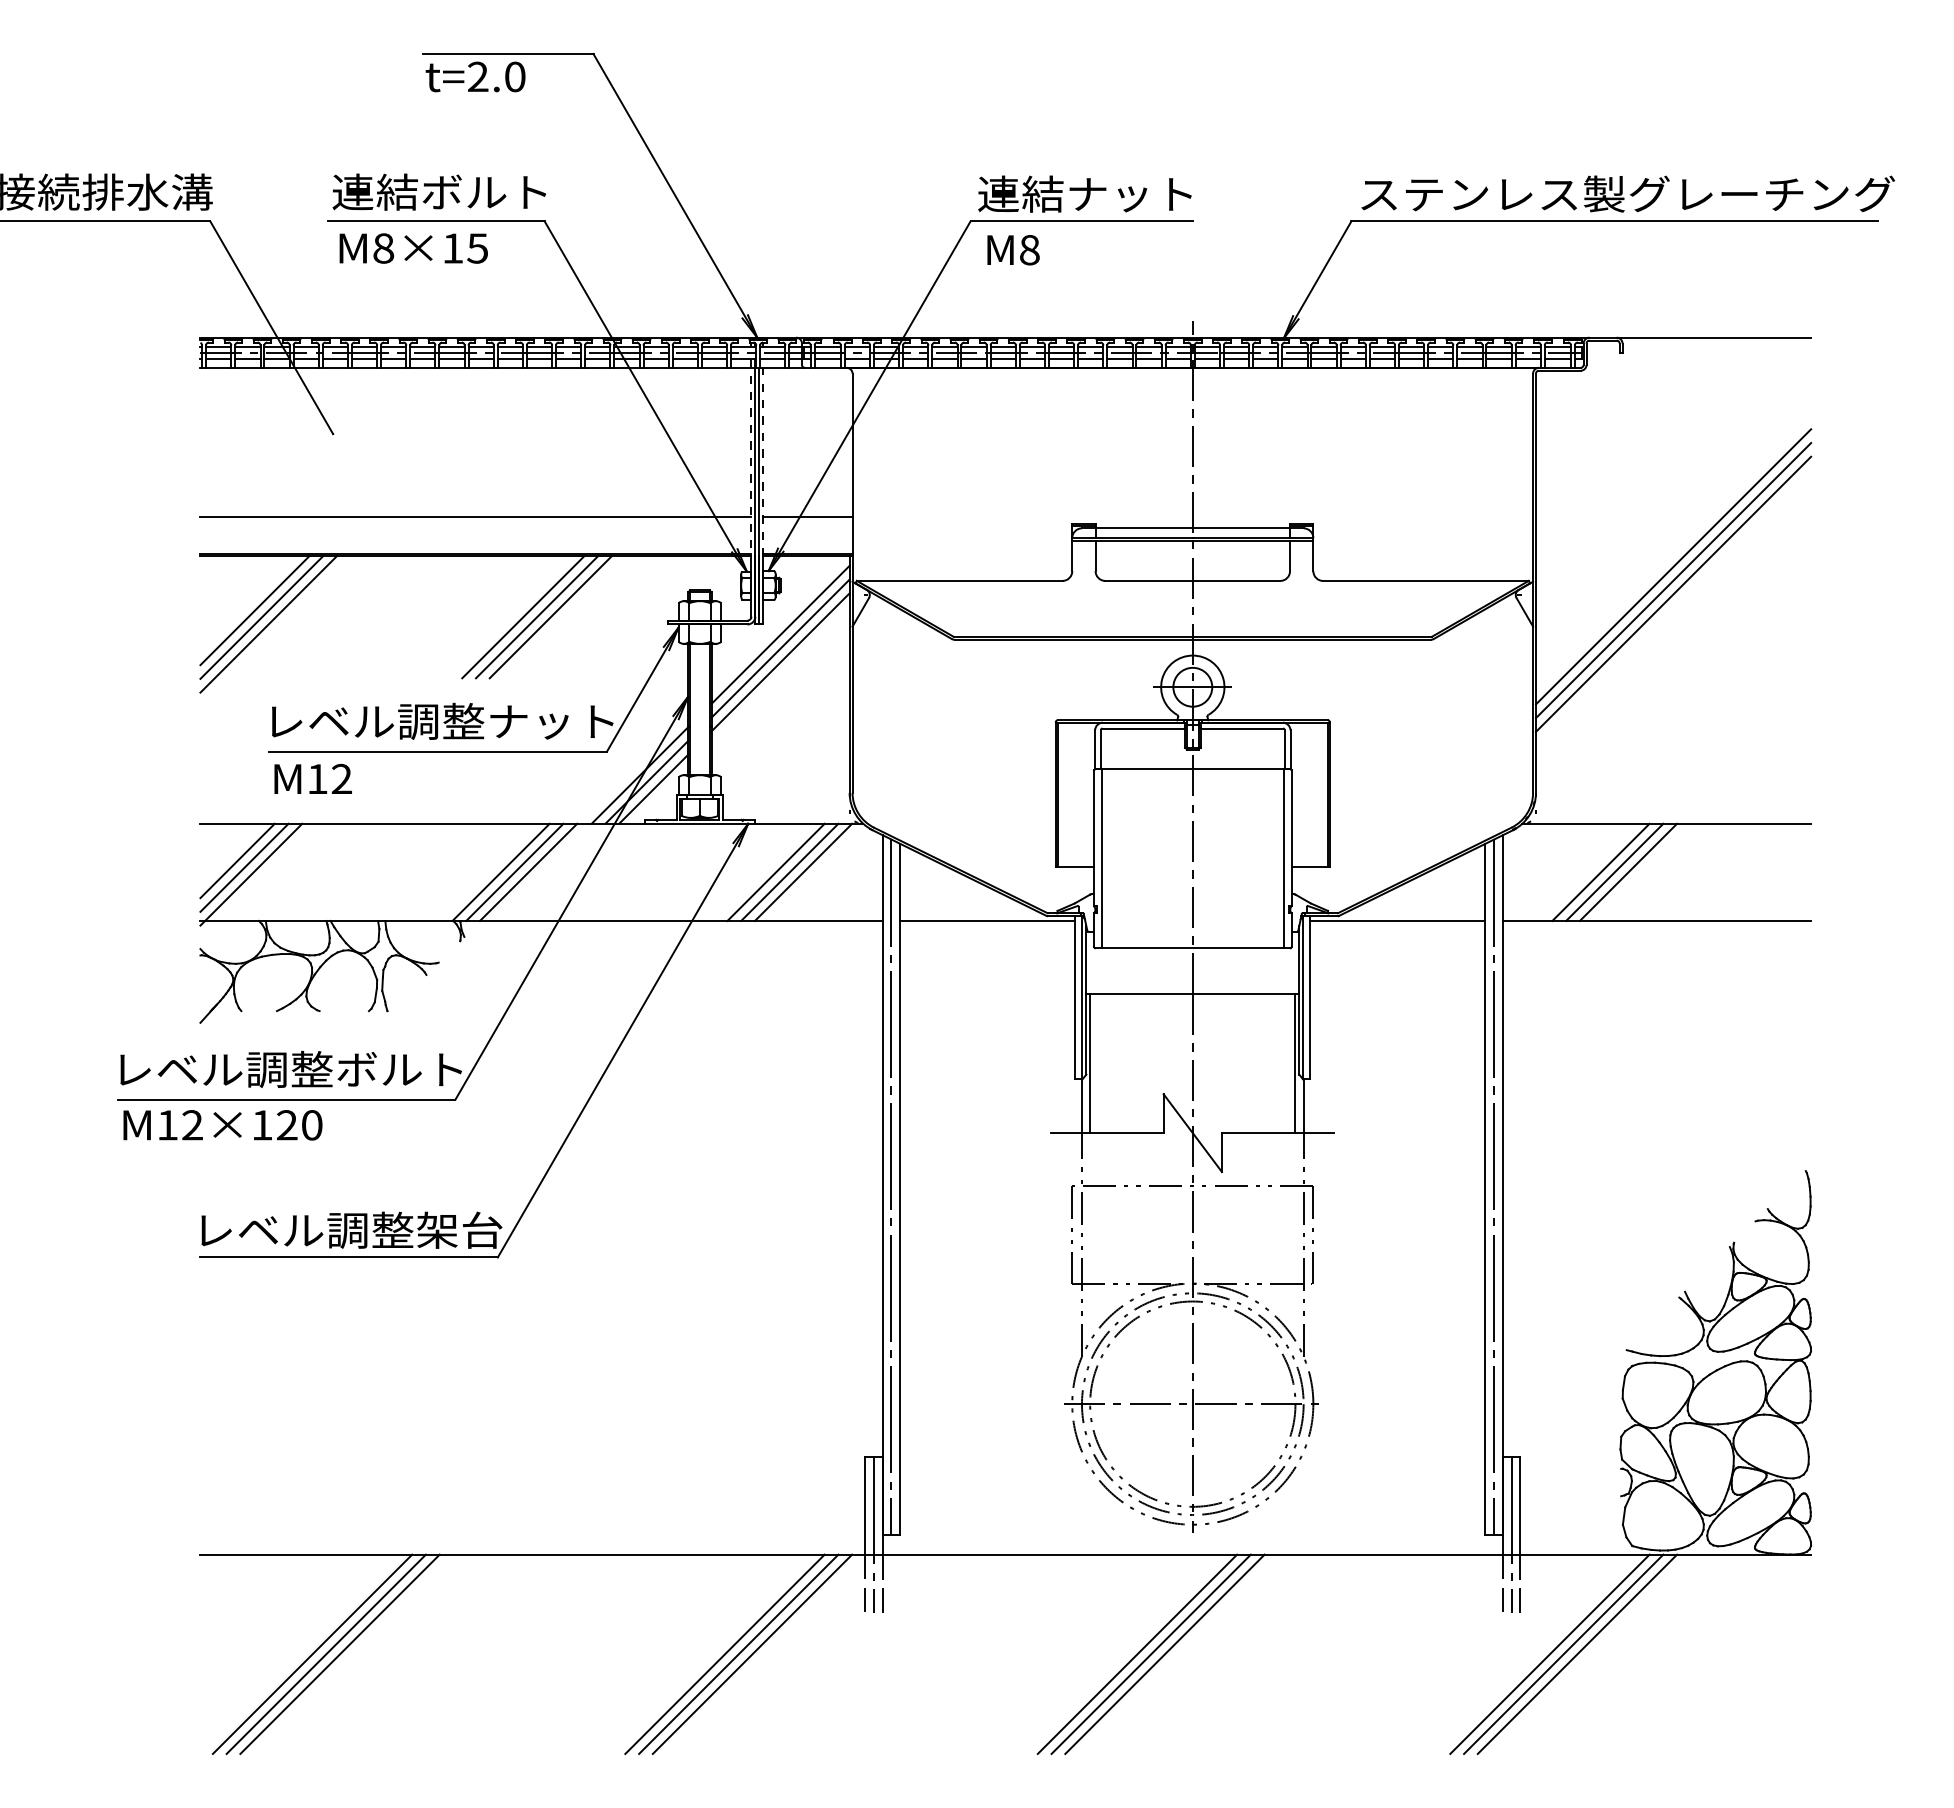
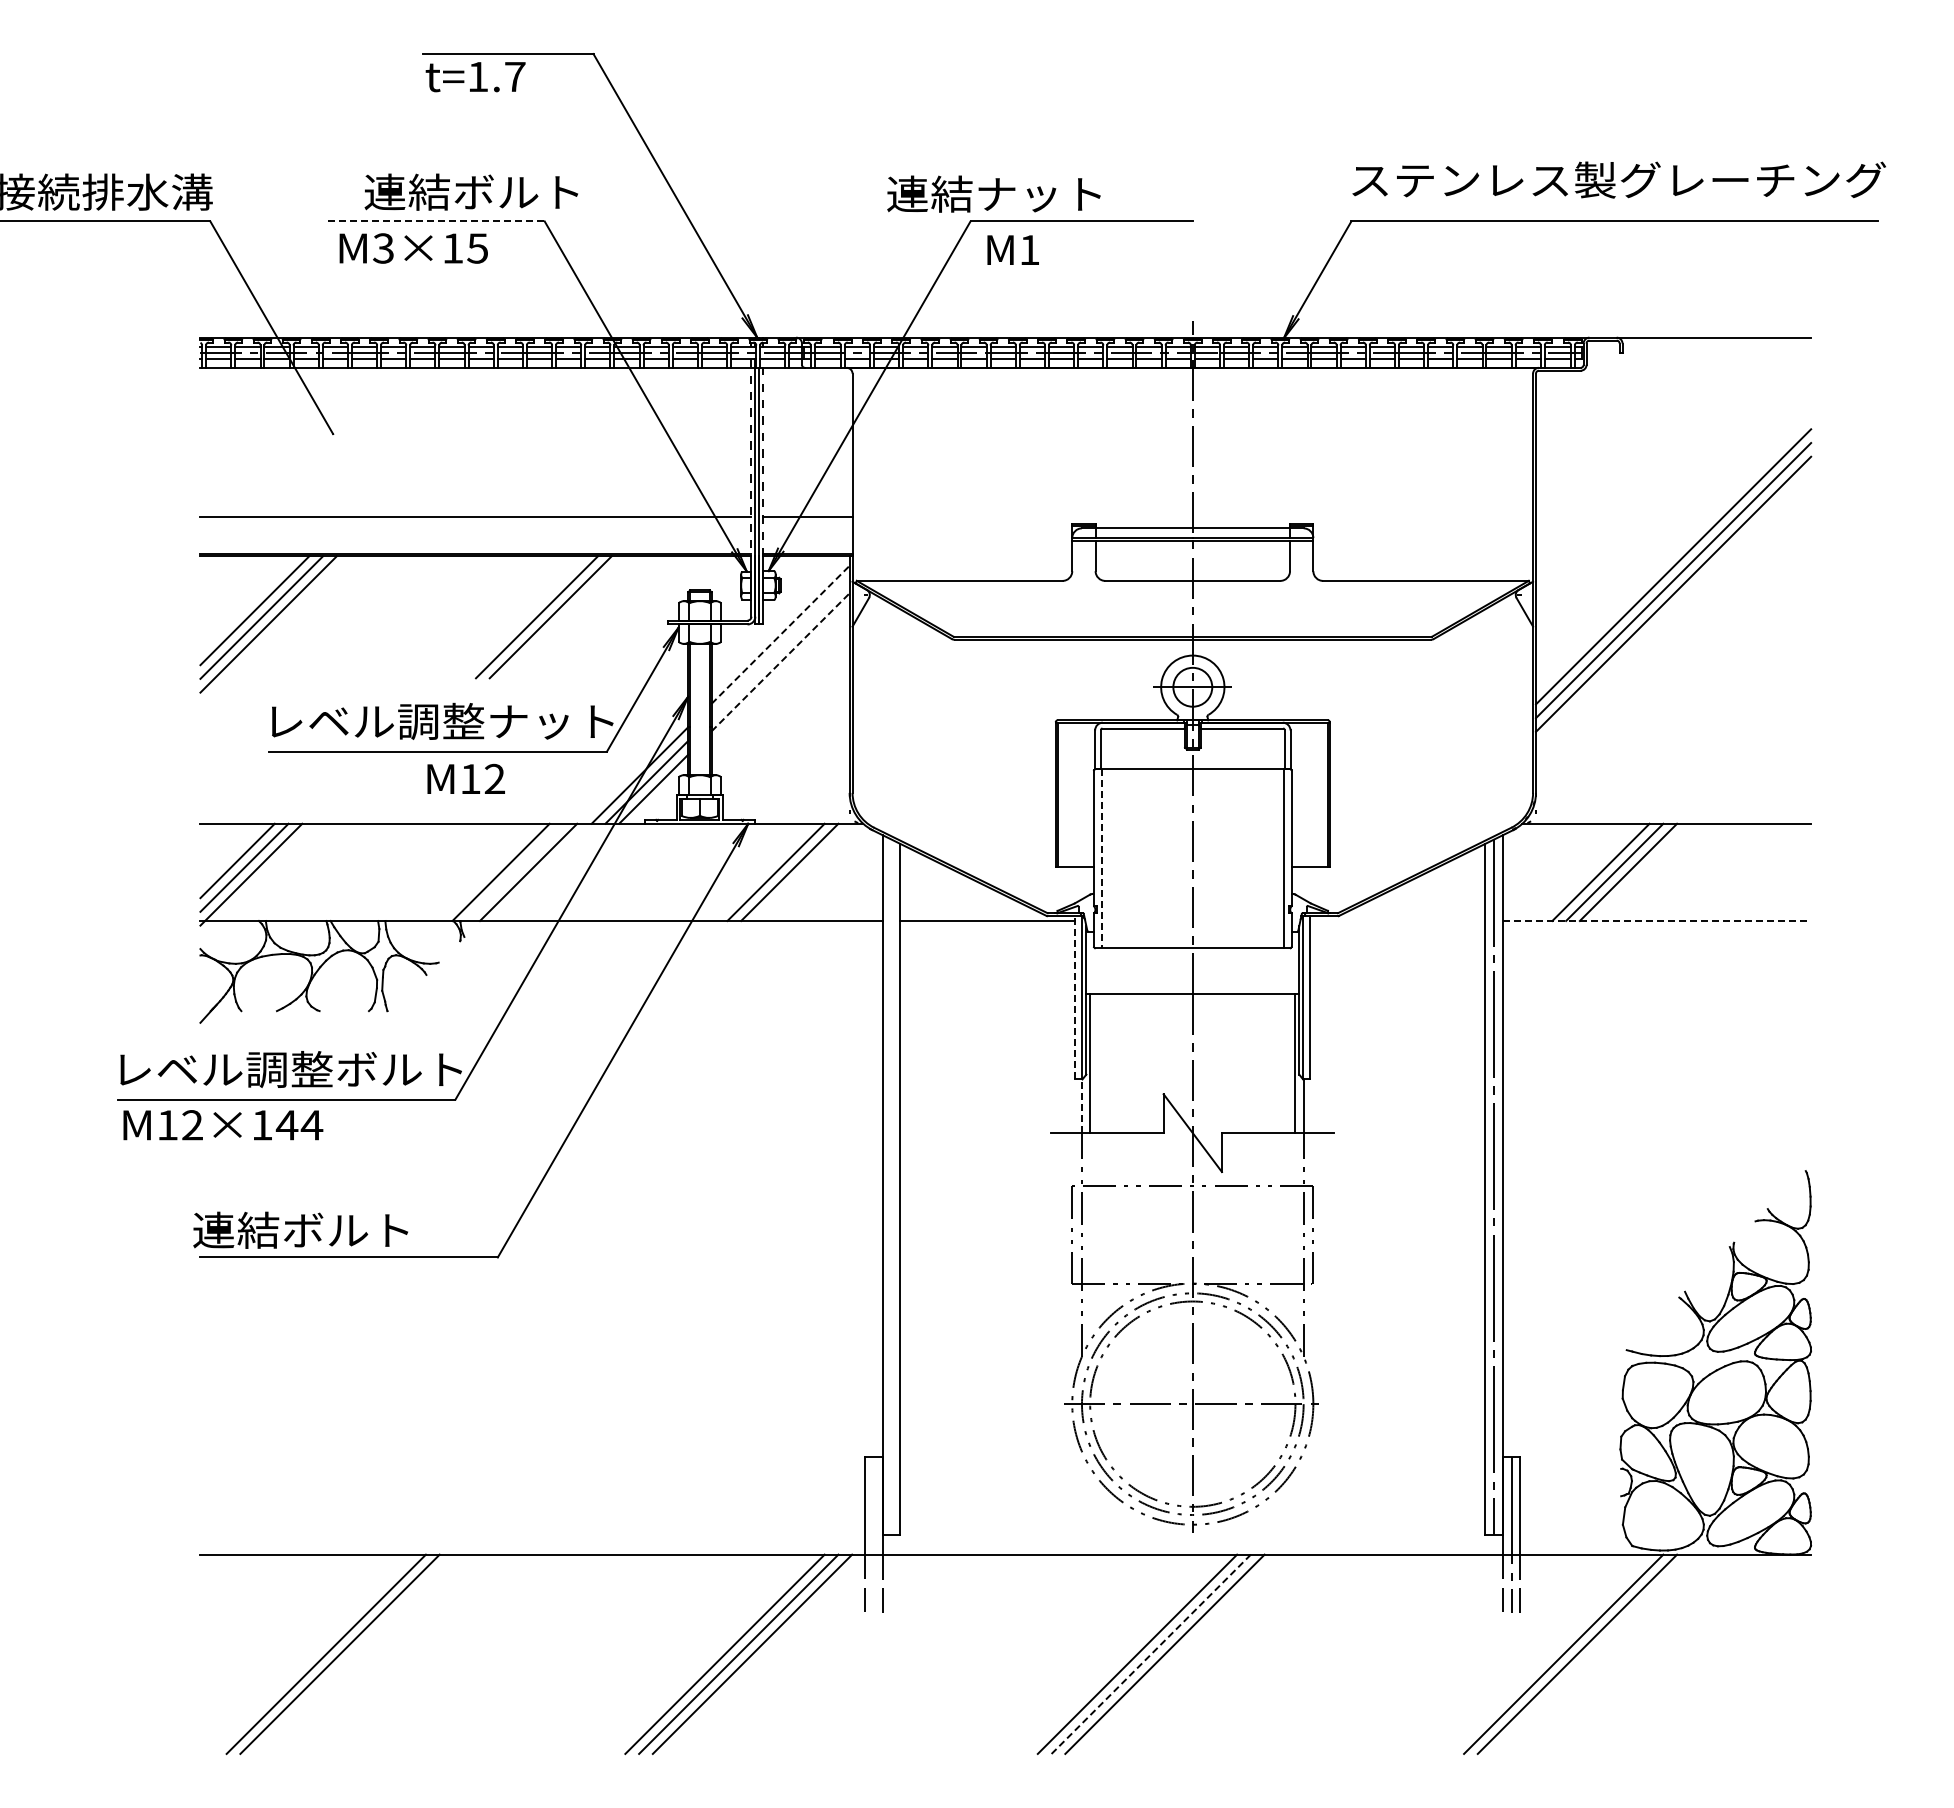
text: t=2.0 -> t=1.7 (496, 76)
text position: (439, 191) -> (471, 191) (471, 191)
text position: (1084, 193) -> (993, 193) (993, 193)
text position: (1627, 193) -> (1618, 179) (1618, 179)
line: solid -> dashed (436, 221)
text: M8×15 -> M3×15 (383, 248)
text: M8 -> M1 (1029, 250)
line: present -> none (523, 617)
line: solid -> dashed (780, 634)
line: present -> none (780, 648)
line: solid -> dashed (780, 662)
text position: (312, 778) -> (465, 778) (465, 778)
line: solid -> dashed (1101, 859)
line: present -> none (514, 872)
line: present -> none (803, 872)
line: present -> none (1397, 921)
line: solid -> dashed (1657, 921)
line: solid -> dashed (1075, 997)
line: solid -> dashed (1081, 1106)
text: M12×120 -> M12×144 (299, 1125)
line: present -> none (891, 1187)
text: レベル調整架台 -> 連結ボルト (347, 1229)
line: present -> none (873, 1535)
line: present -> none (312, 1653)
line: present -> none (1549, 1653)
line: solid -> dashed (1151, 1654)
